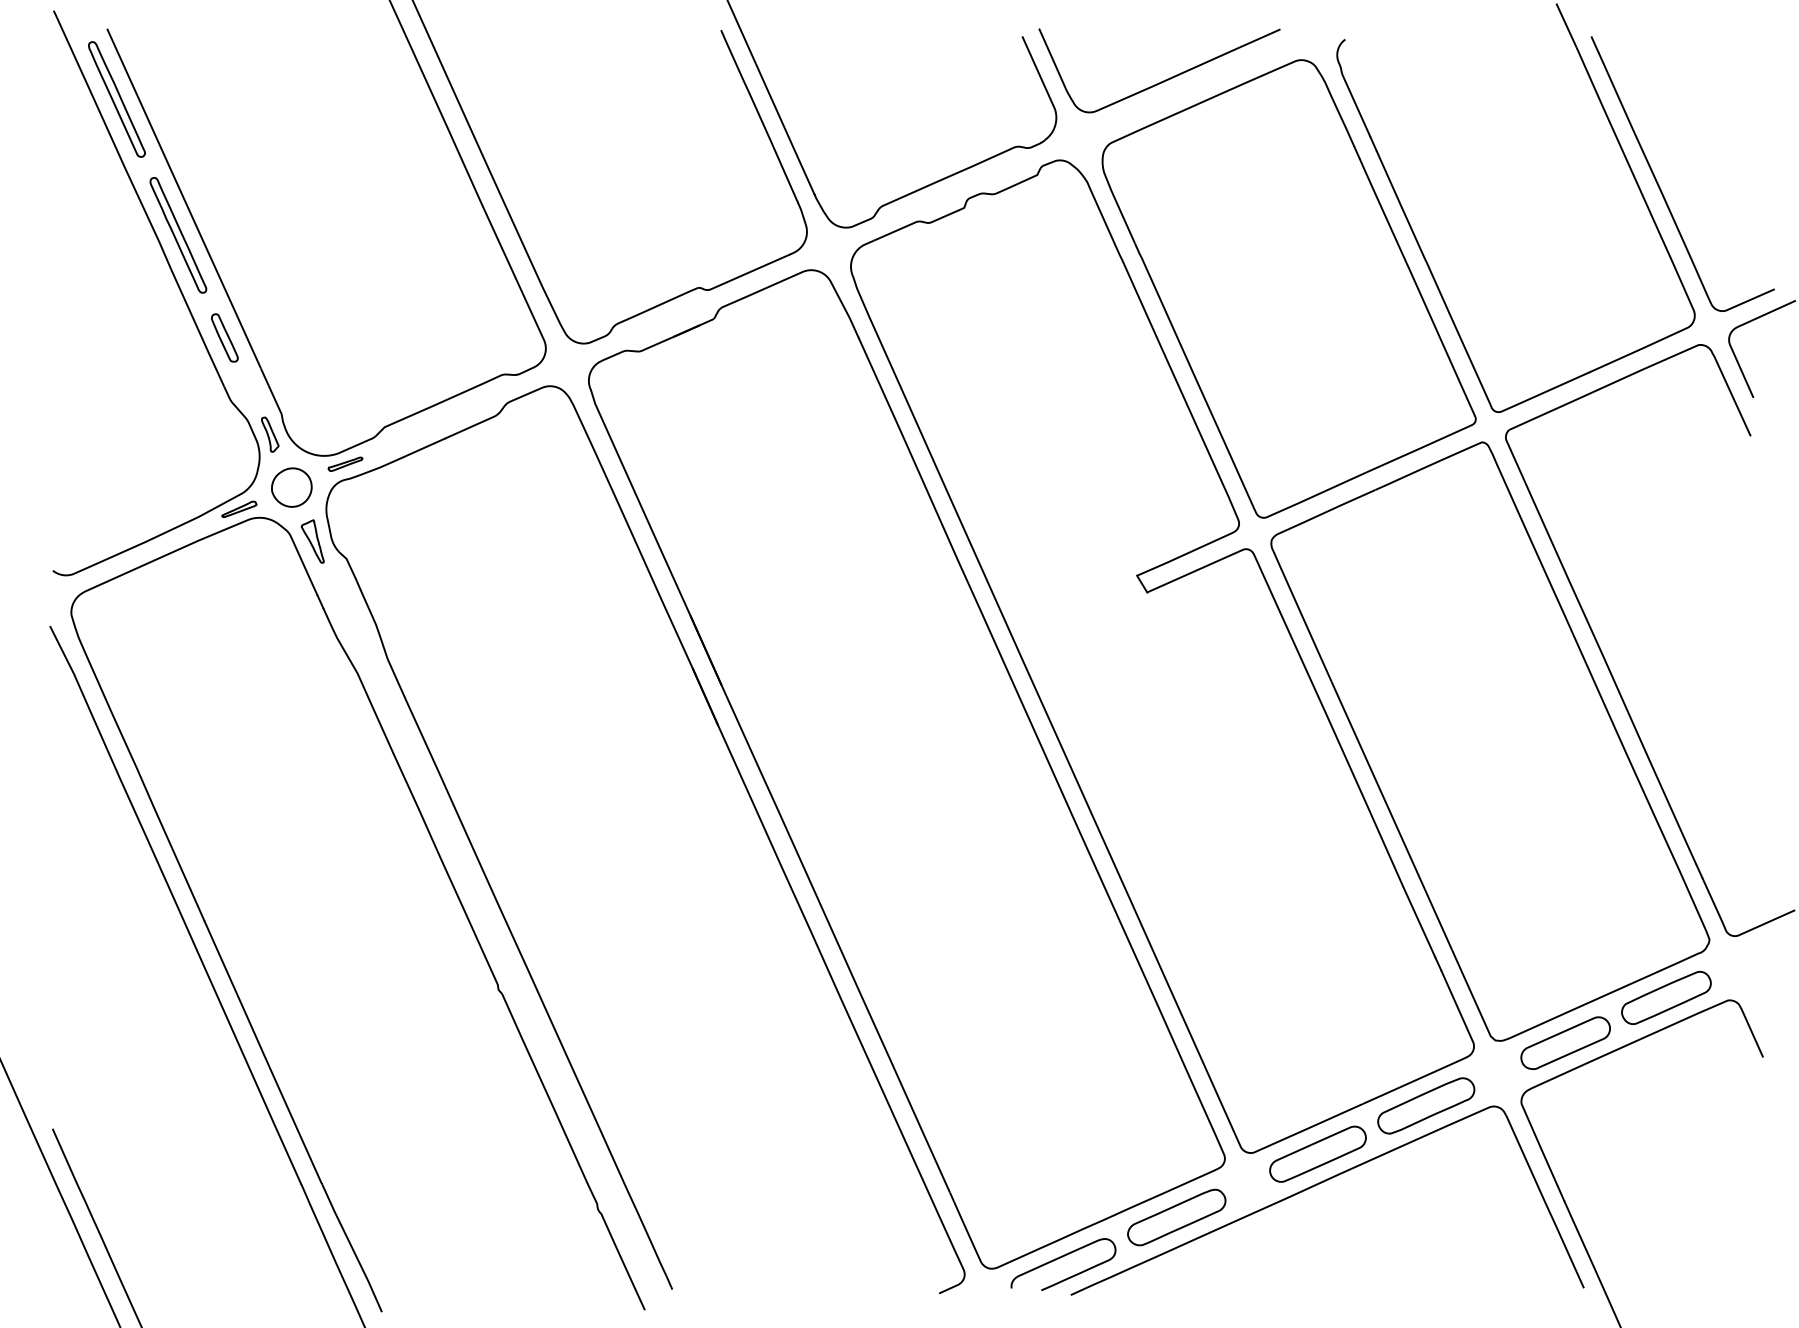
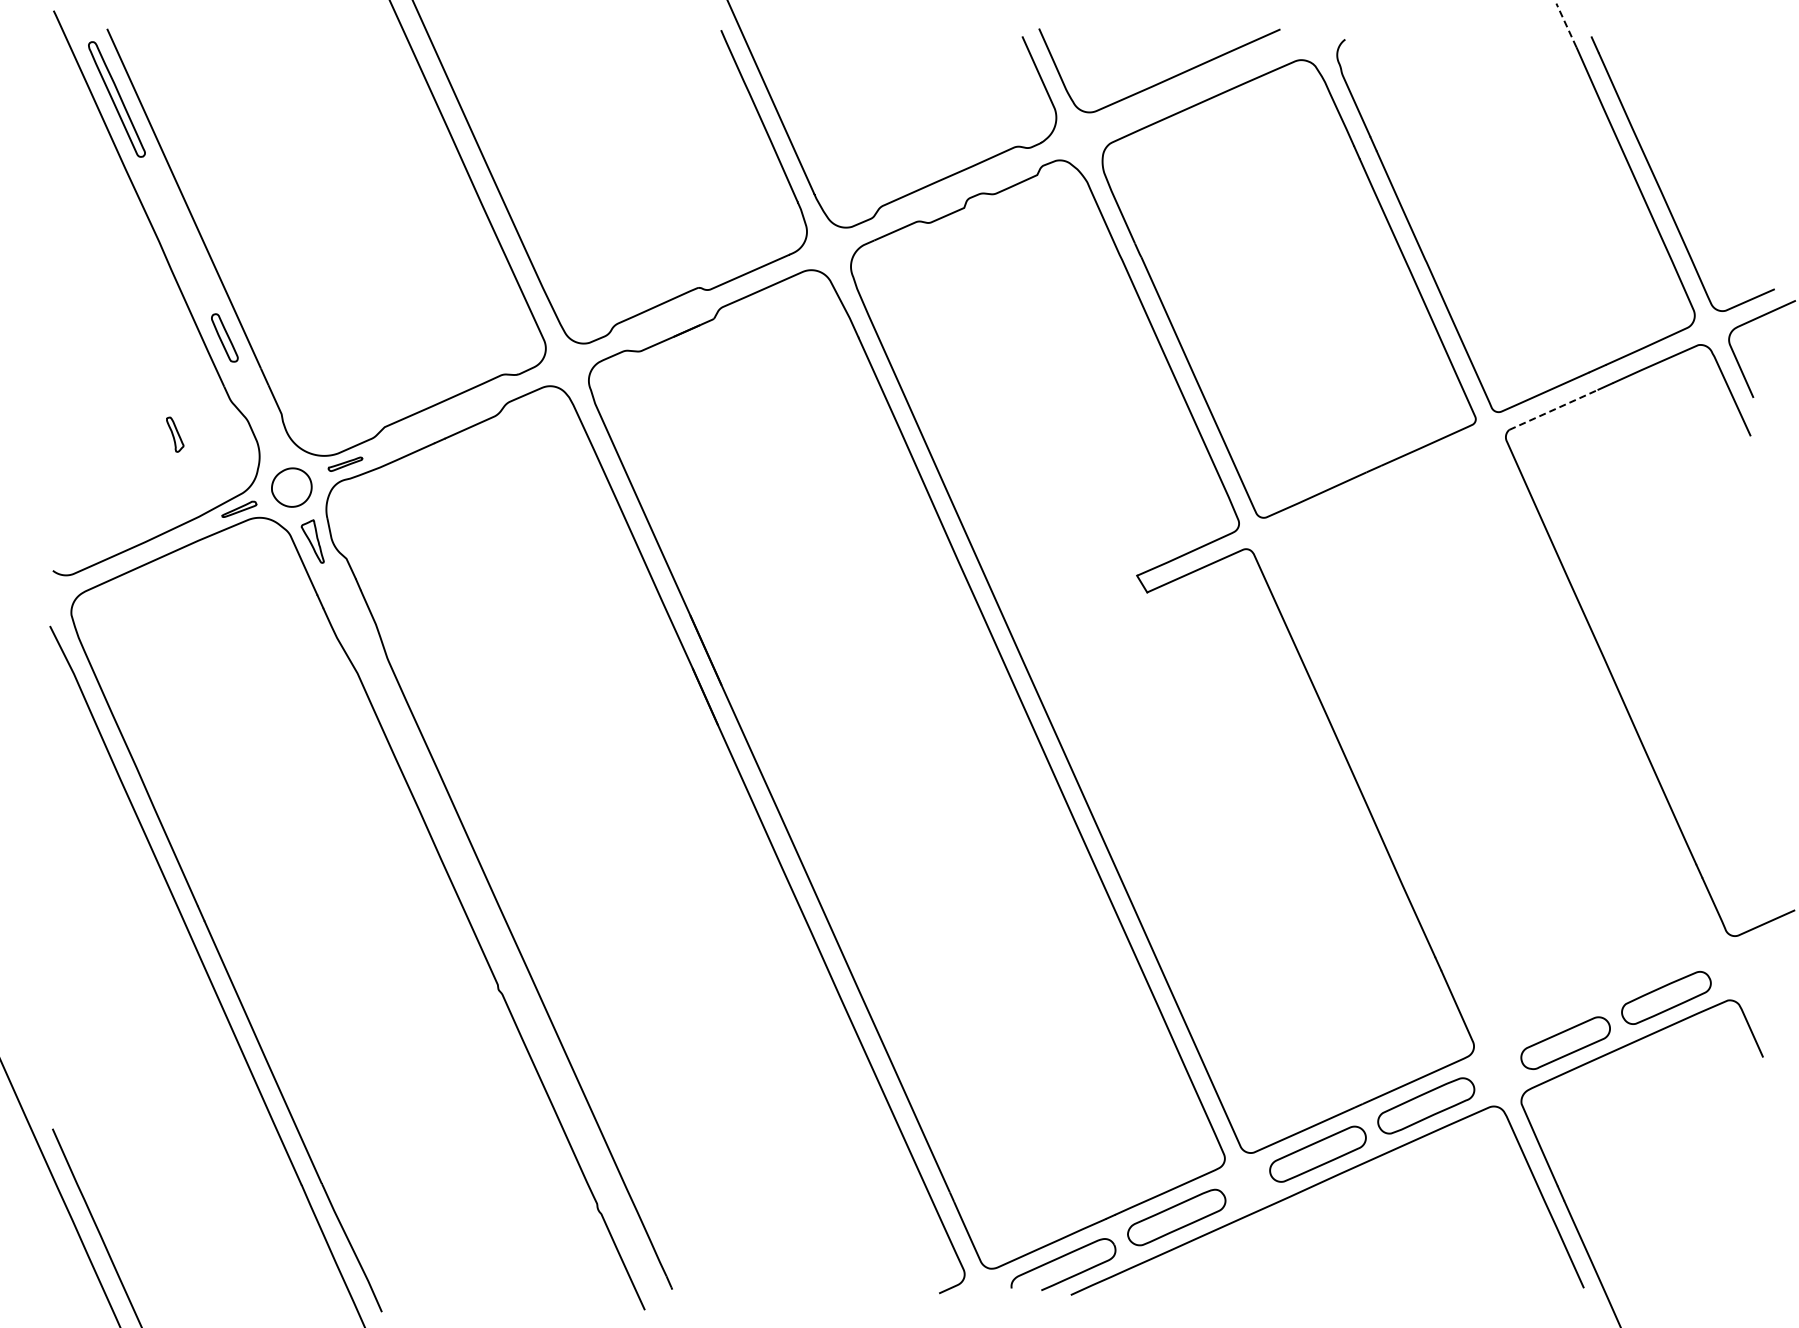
line: solid -> dashed (1566, 25)
part: present -> none (178, 235)
line: solid -> dashed (1554, 409)
part position: (270, 434) -> (175, 434) (175, 434)
part: present -> none (1490, 741)
